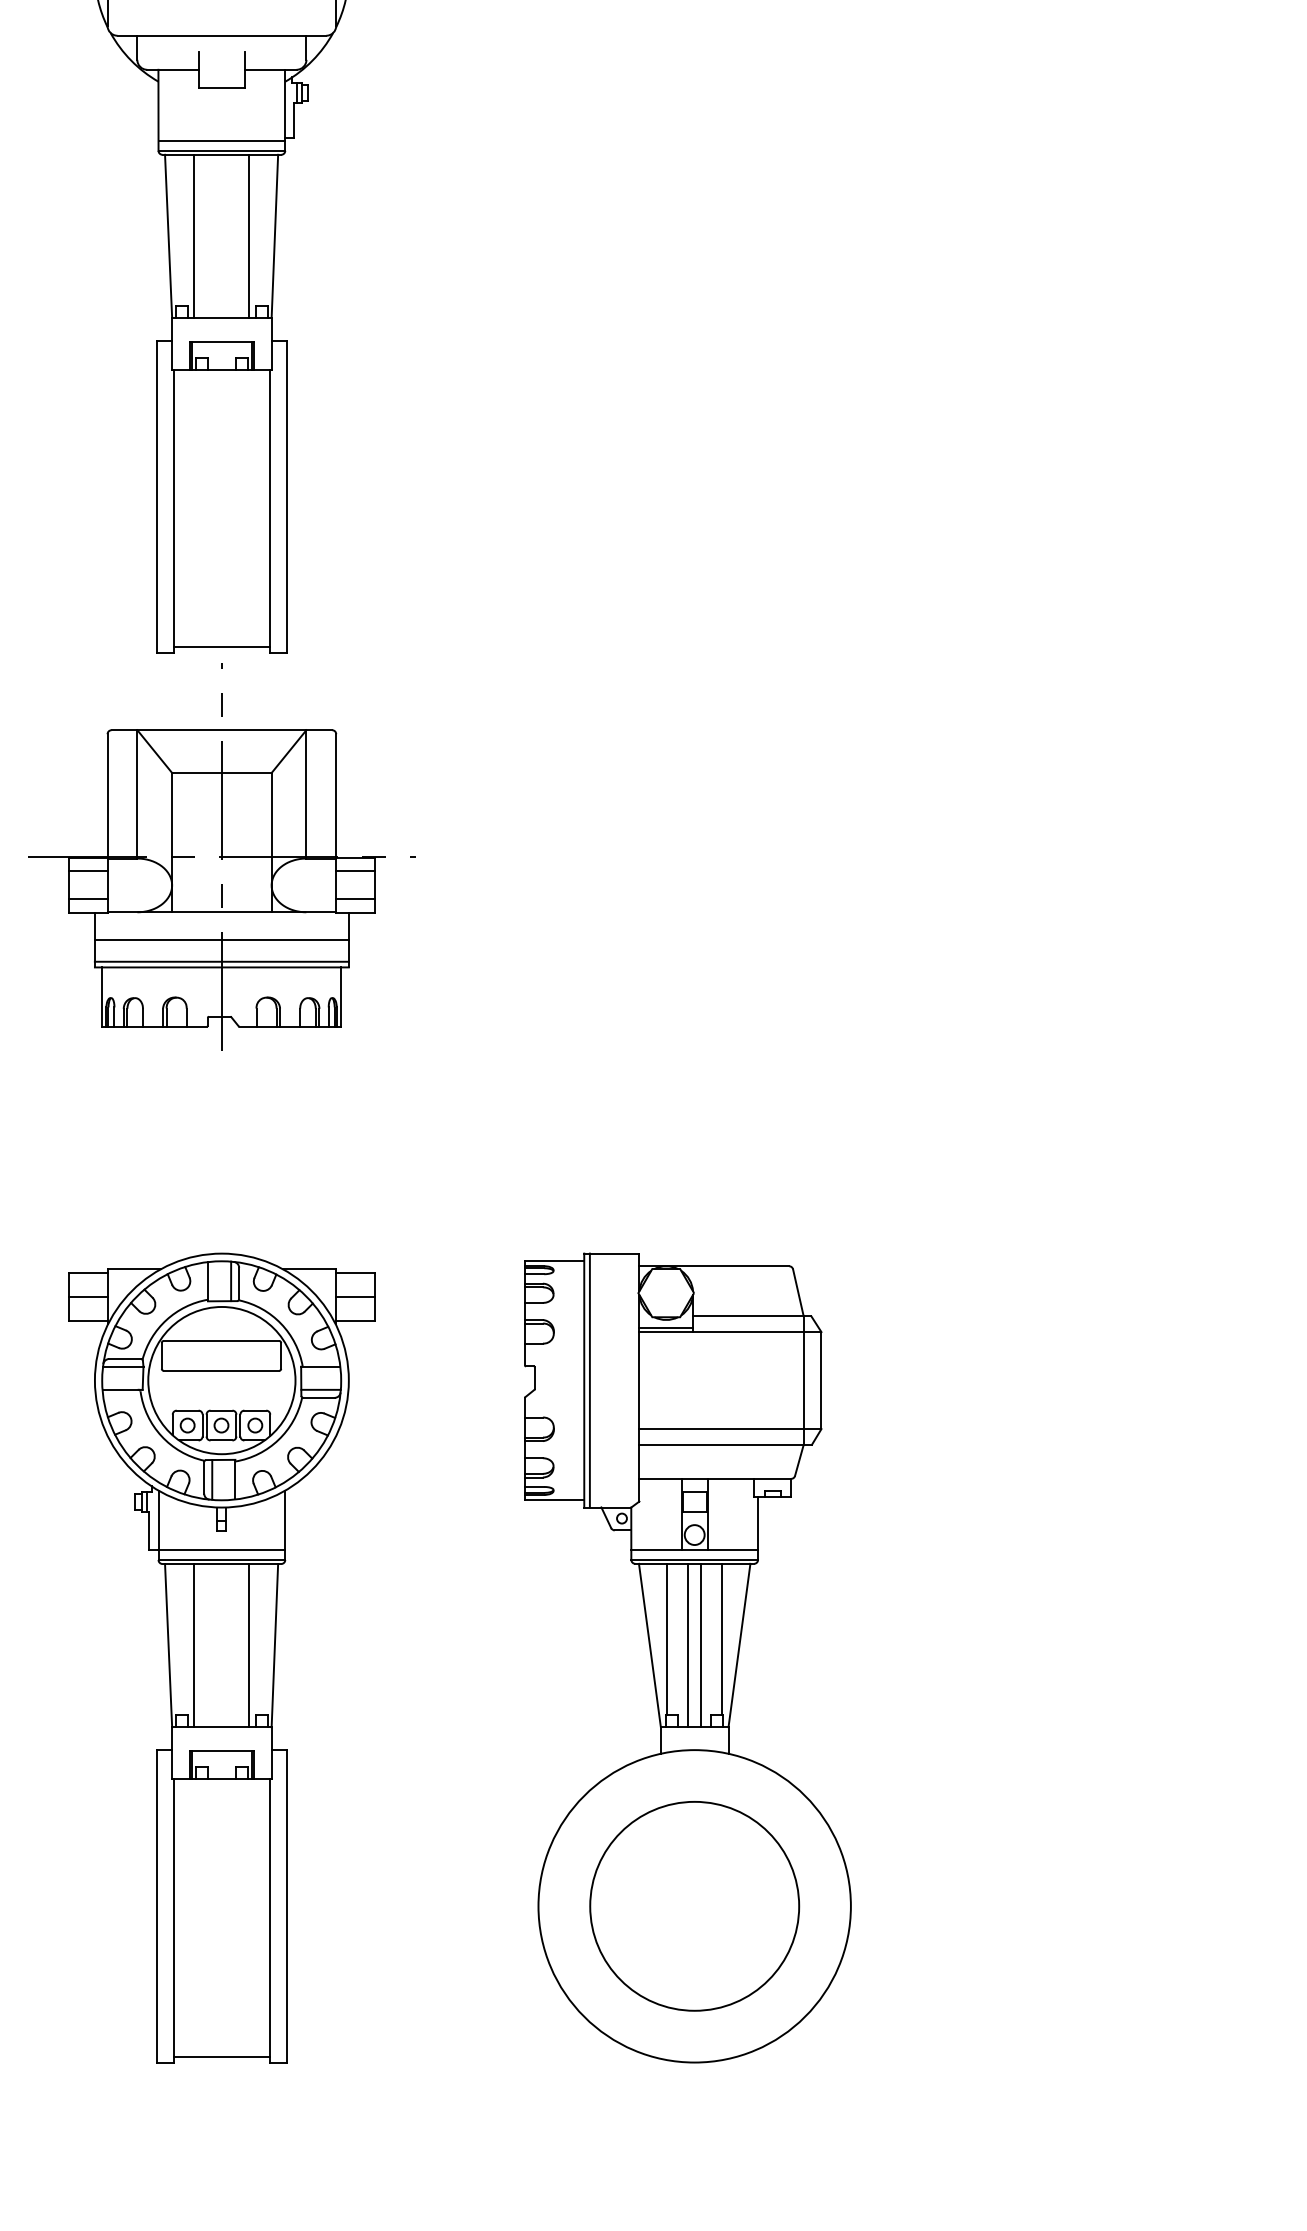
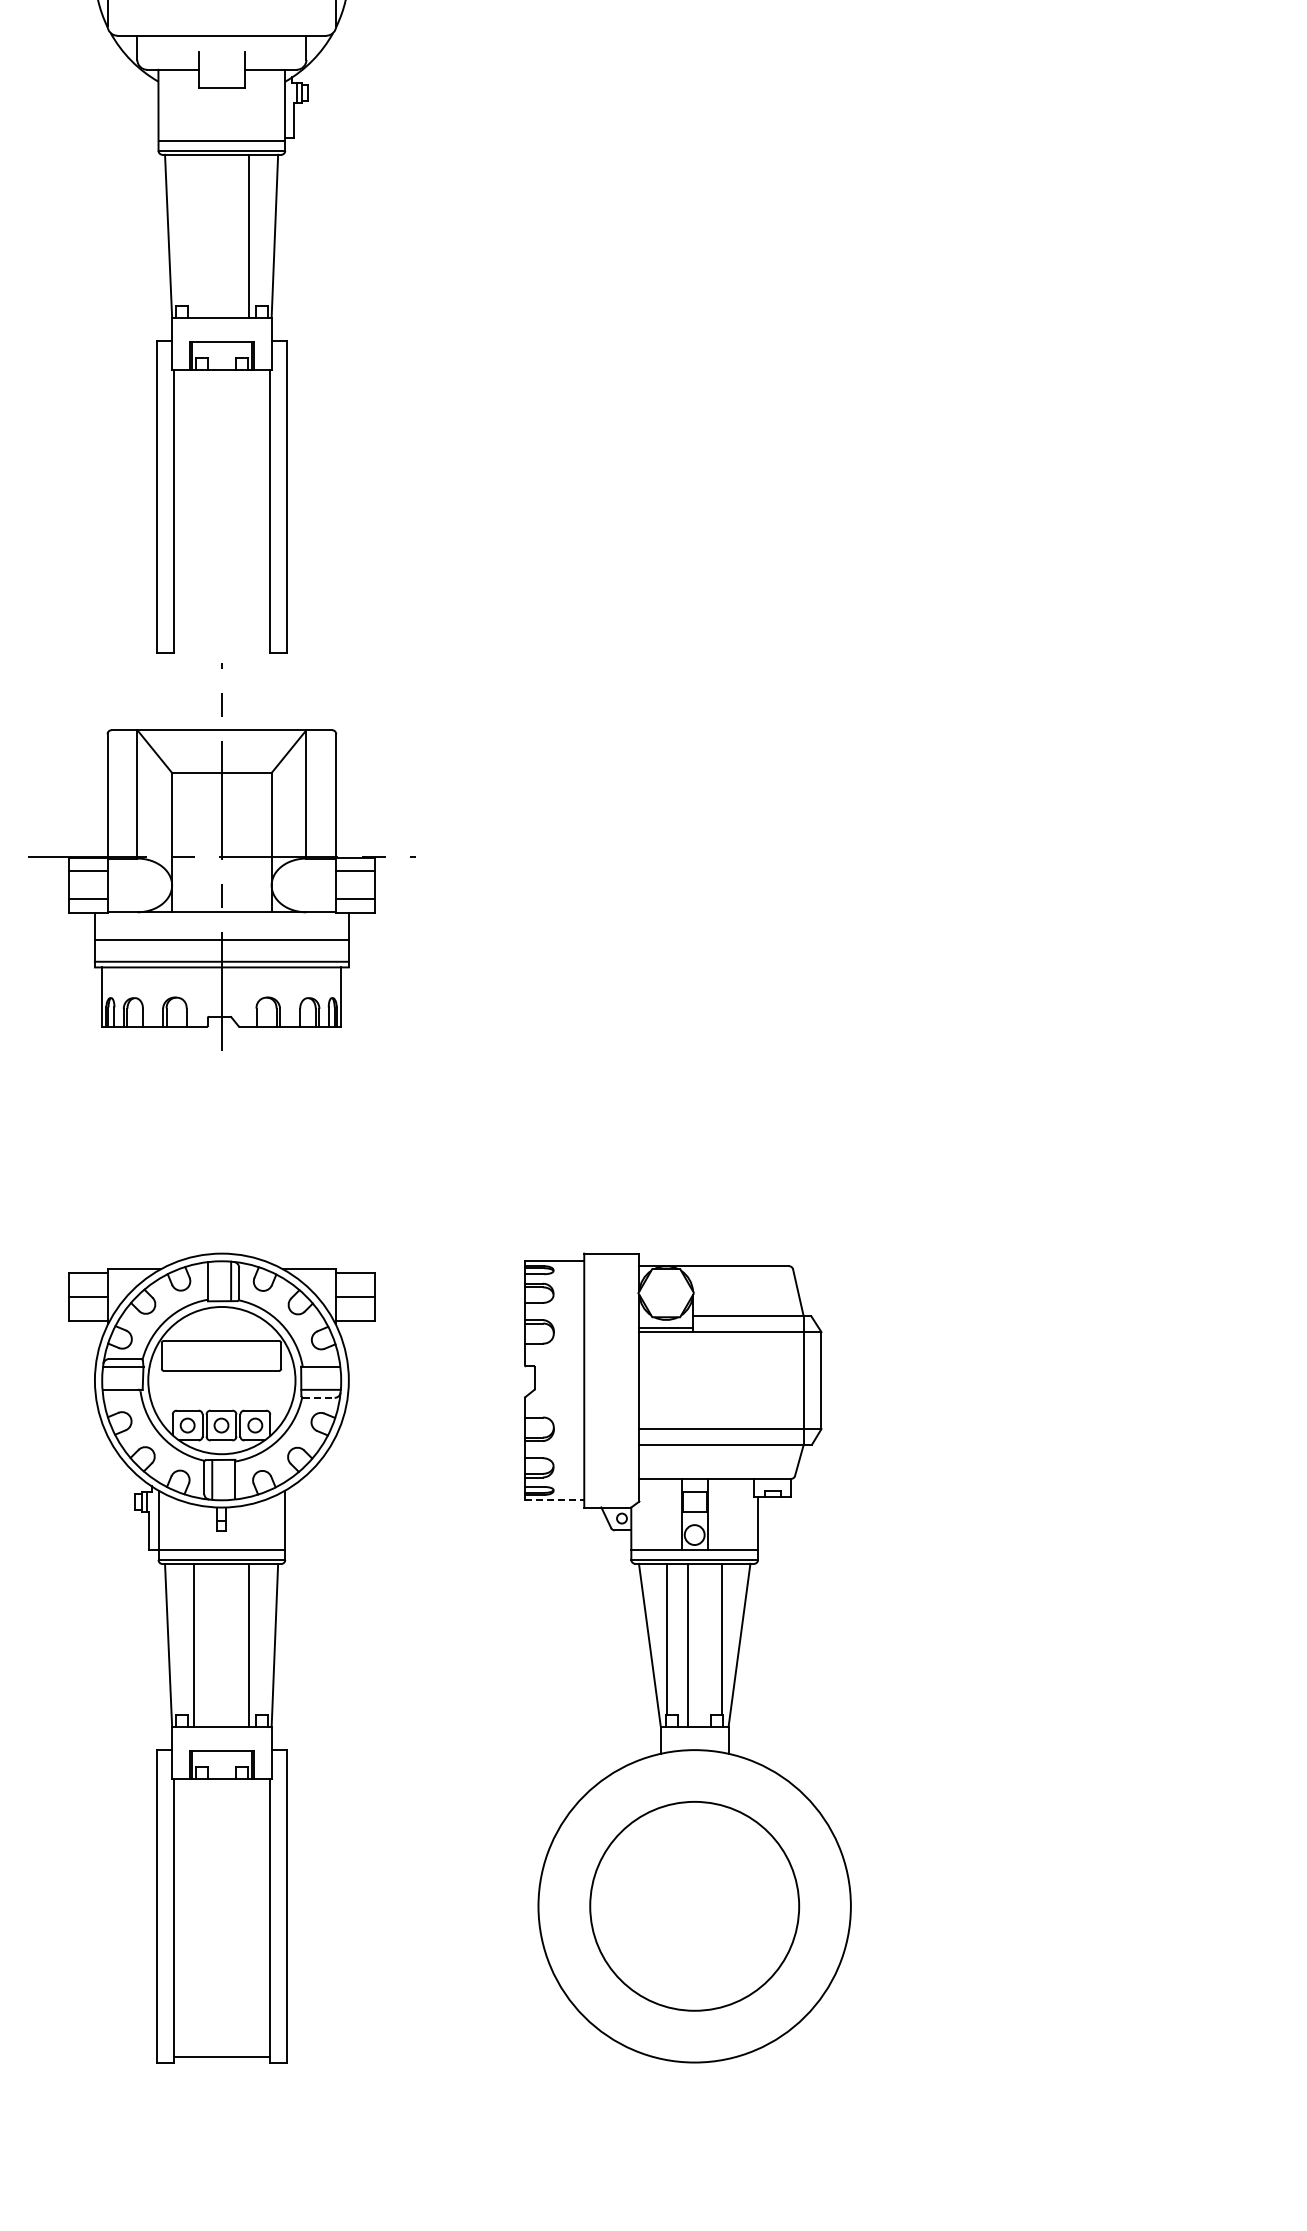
line: present -> none (193, 236)
line: present -> none (221, 647)
line: present -> none (589, 1380)
line: solid -> dashed (319, 1397)
line: solid -> dashed (554, 1500)
line: present -> none (701, 1645)
